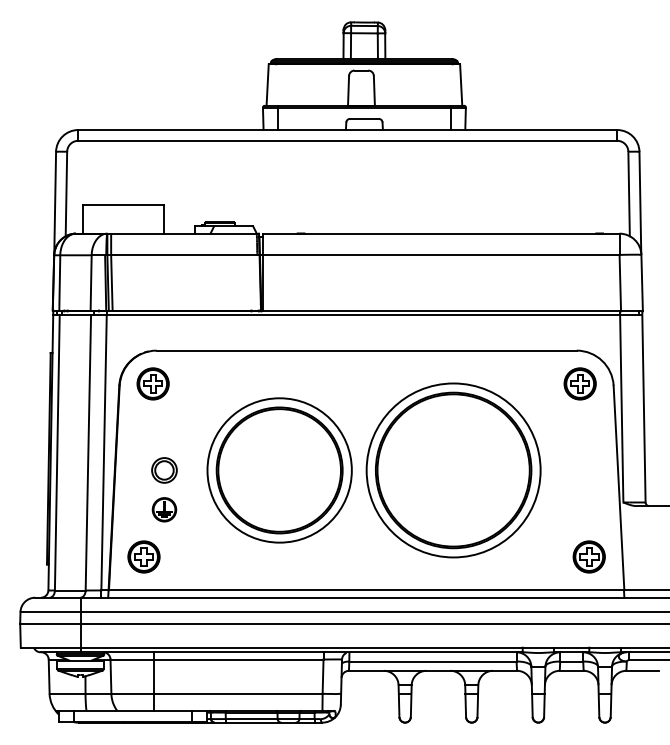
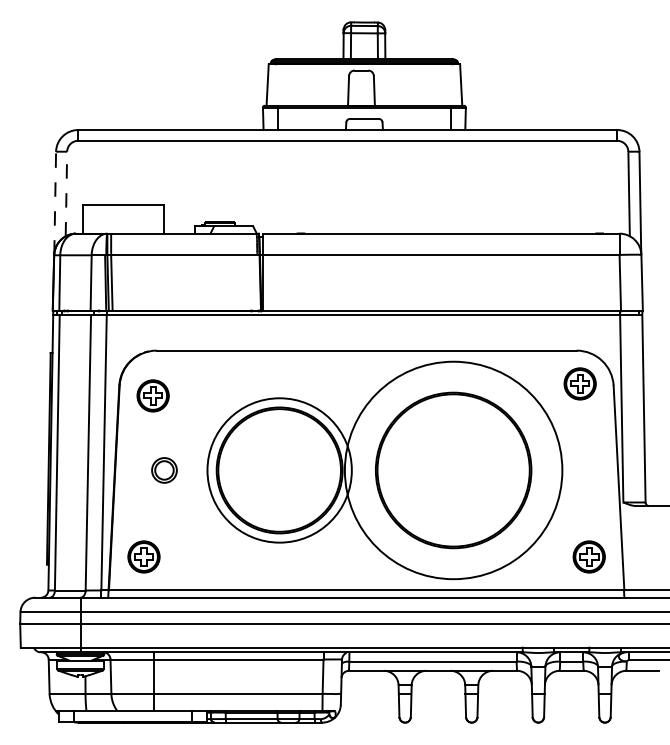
line: solid -> dashed (66, 193)
line: solid -> dashed (55, 202)
part position: (152, 383) -> (152, 395) (152, 395)
circle diameter: 174 px -> 217 px (453, 470)
part: present -> none (164, 509)
